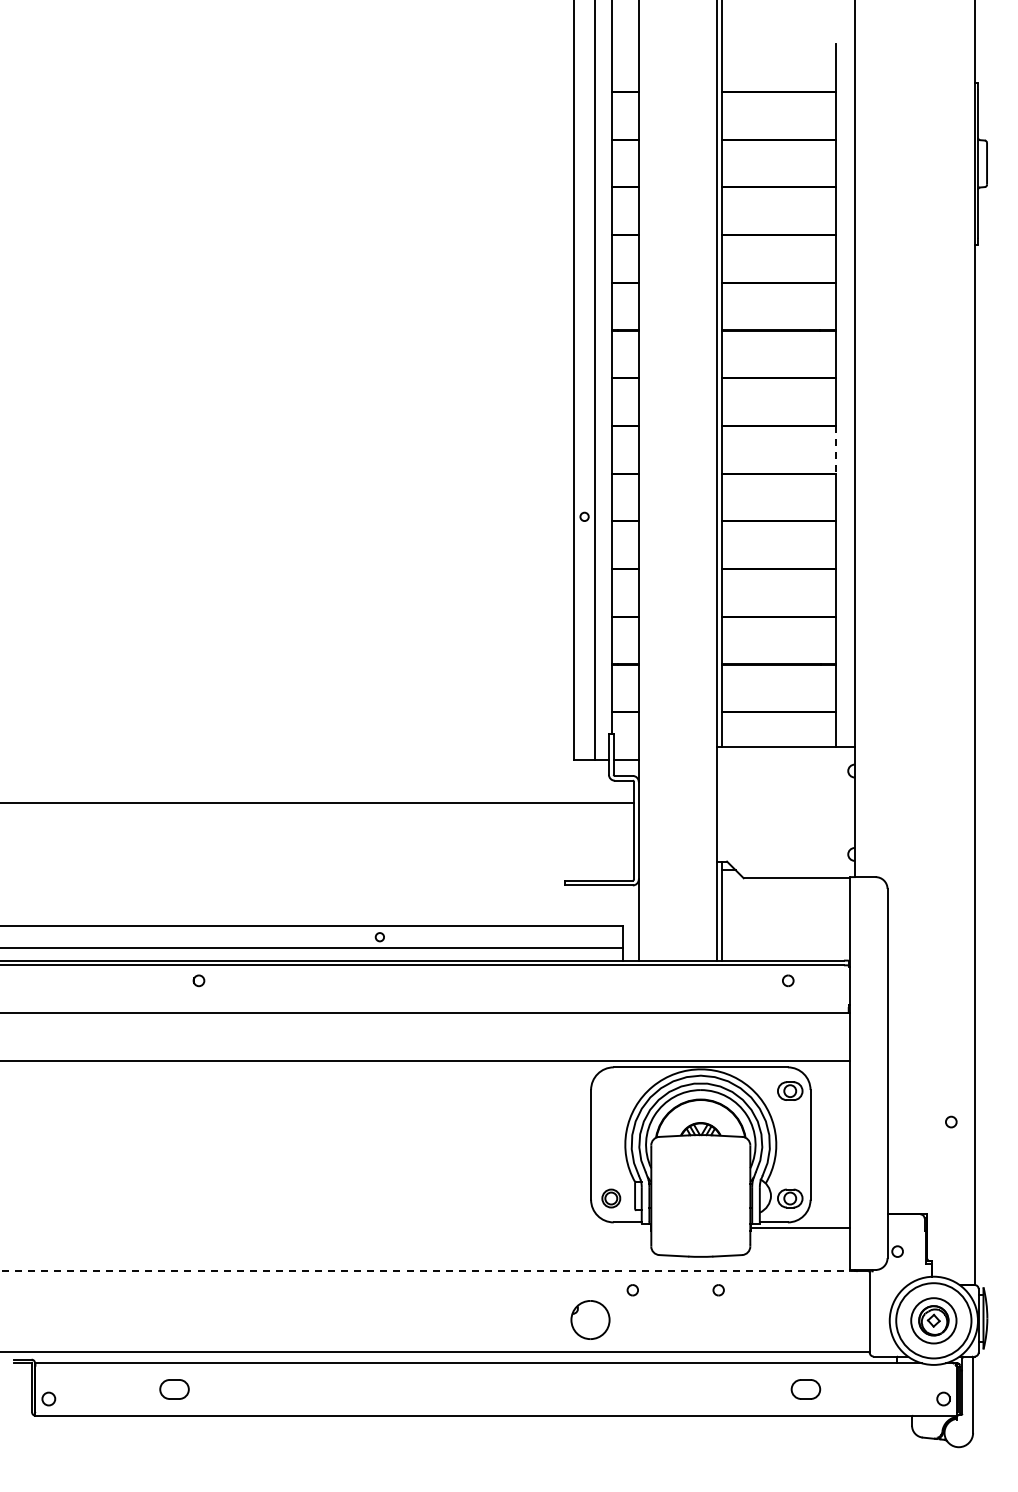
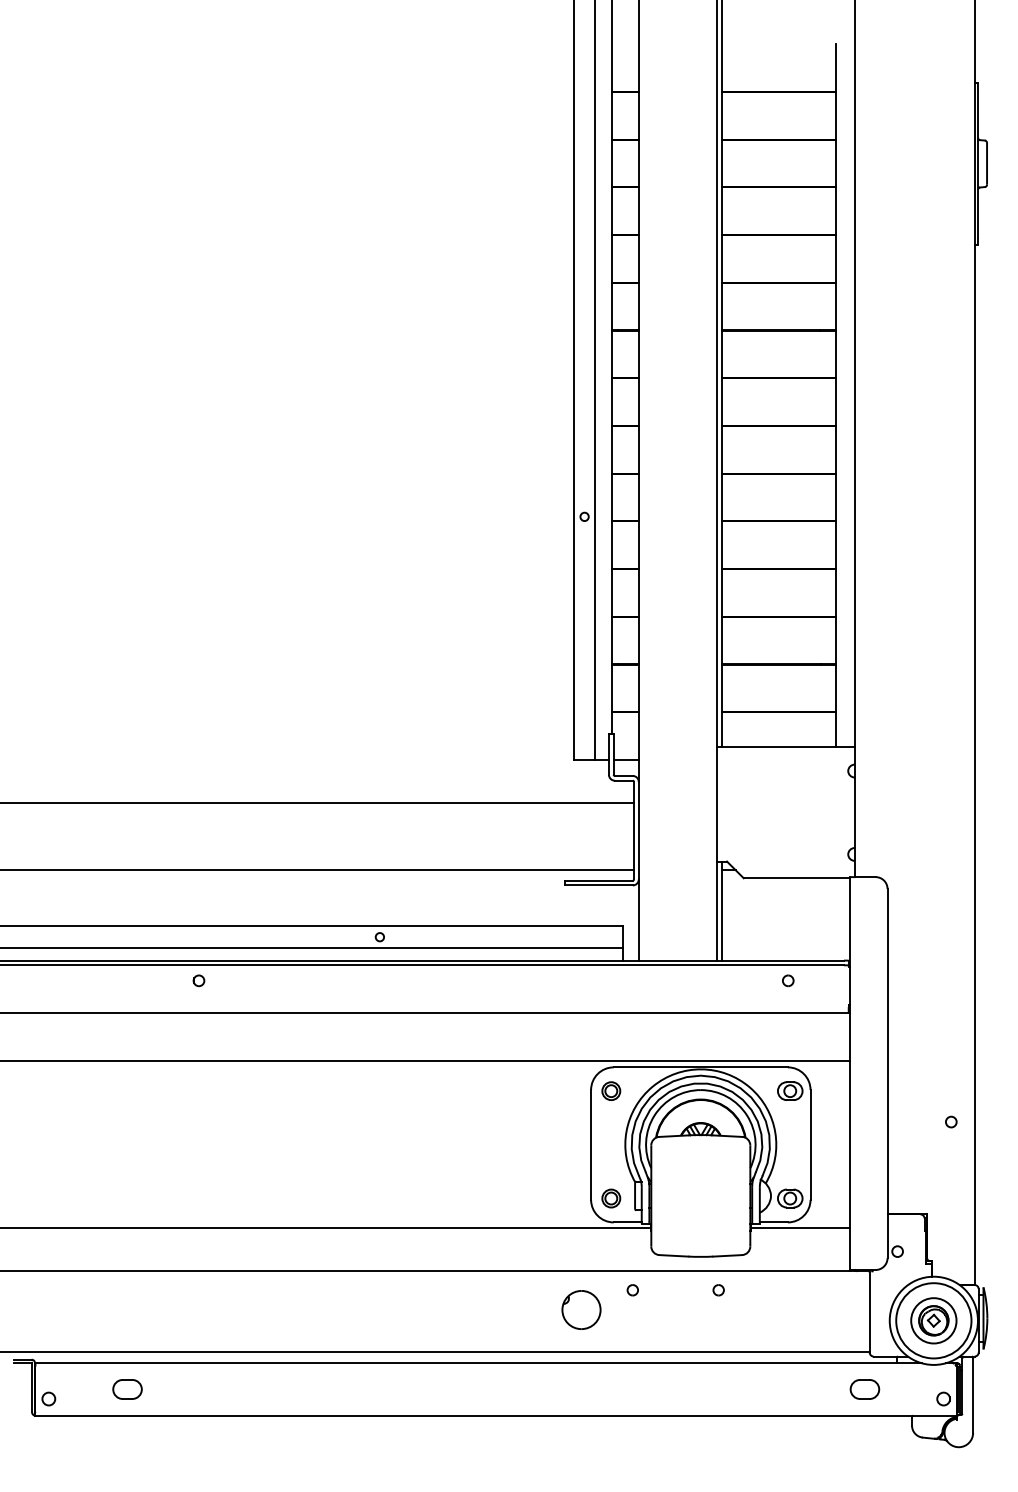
line: dashed -> solid (836, 449)
line: none -> present (317, 870)
part: none -> present (611, 1090)
line: none -> present (326, 1228)
line: dashed -> solid (428, 1271)
part position: (590, 1319) -> (581, 1309) (581, 1309)
part position: (174, 1389) -> (127, 1389) (127, 1389)
part position: (805, 1389) -> (864, 1389) (864, 1389)
